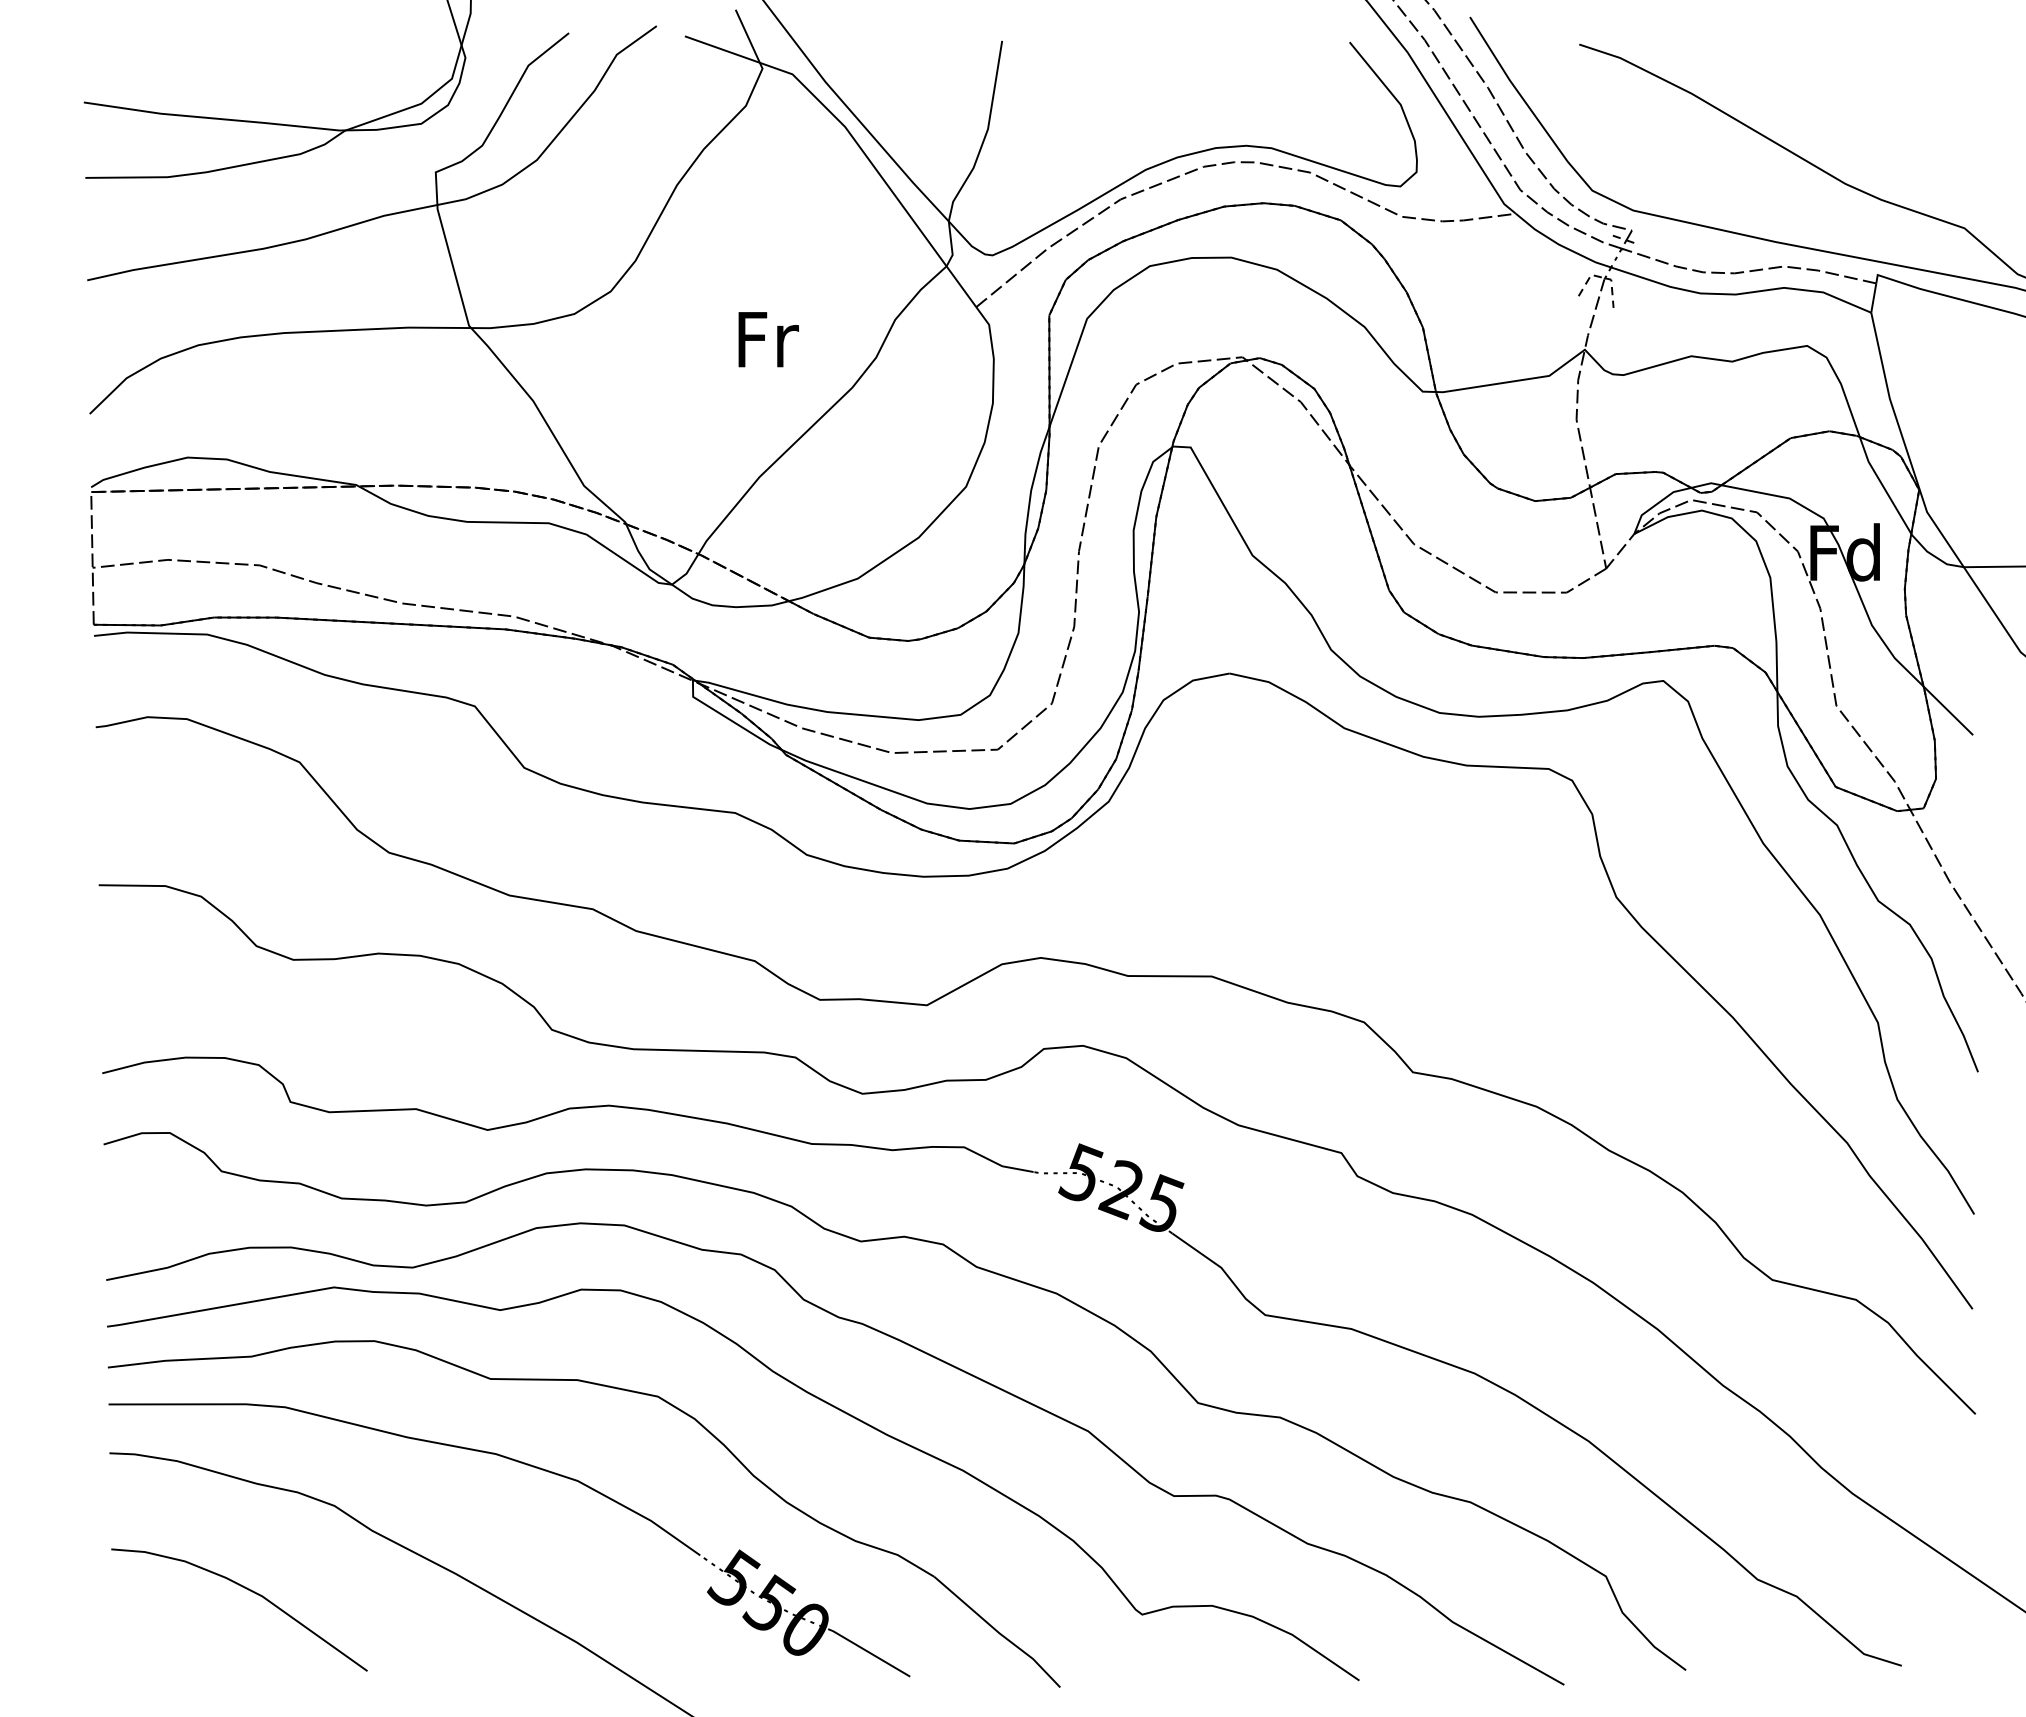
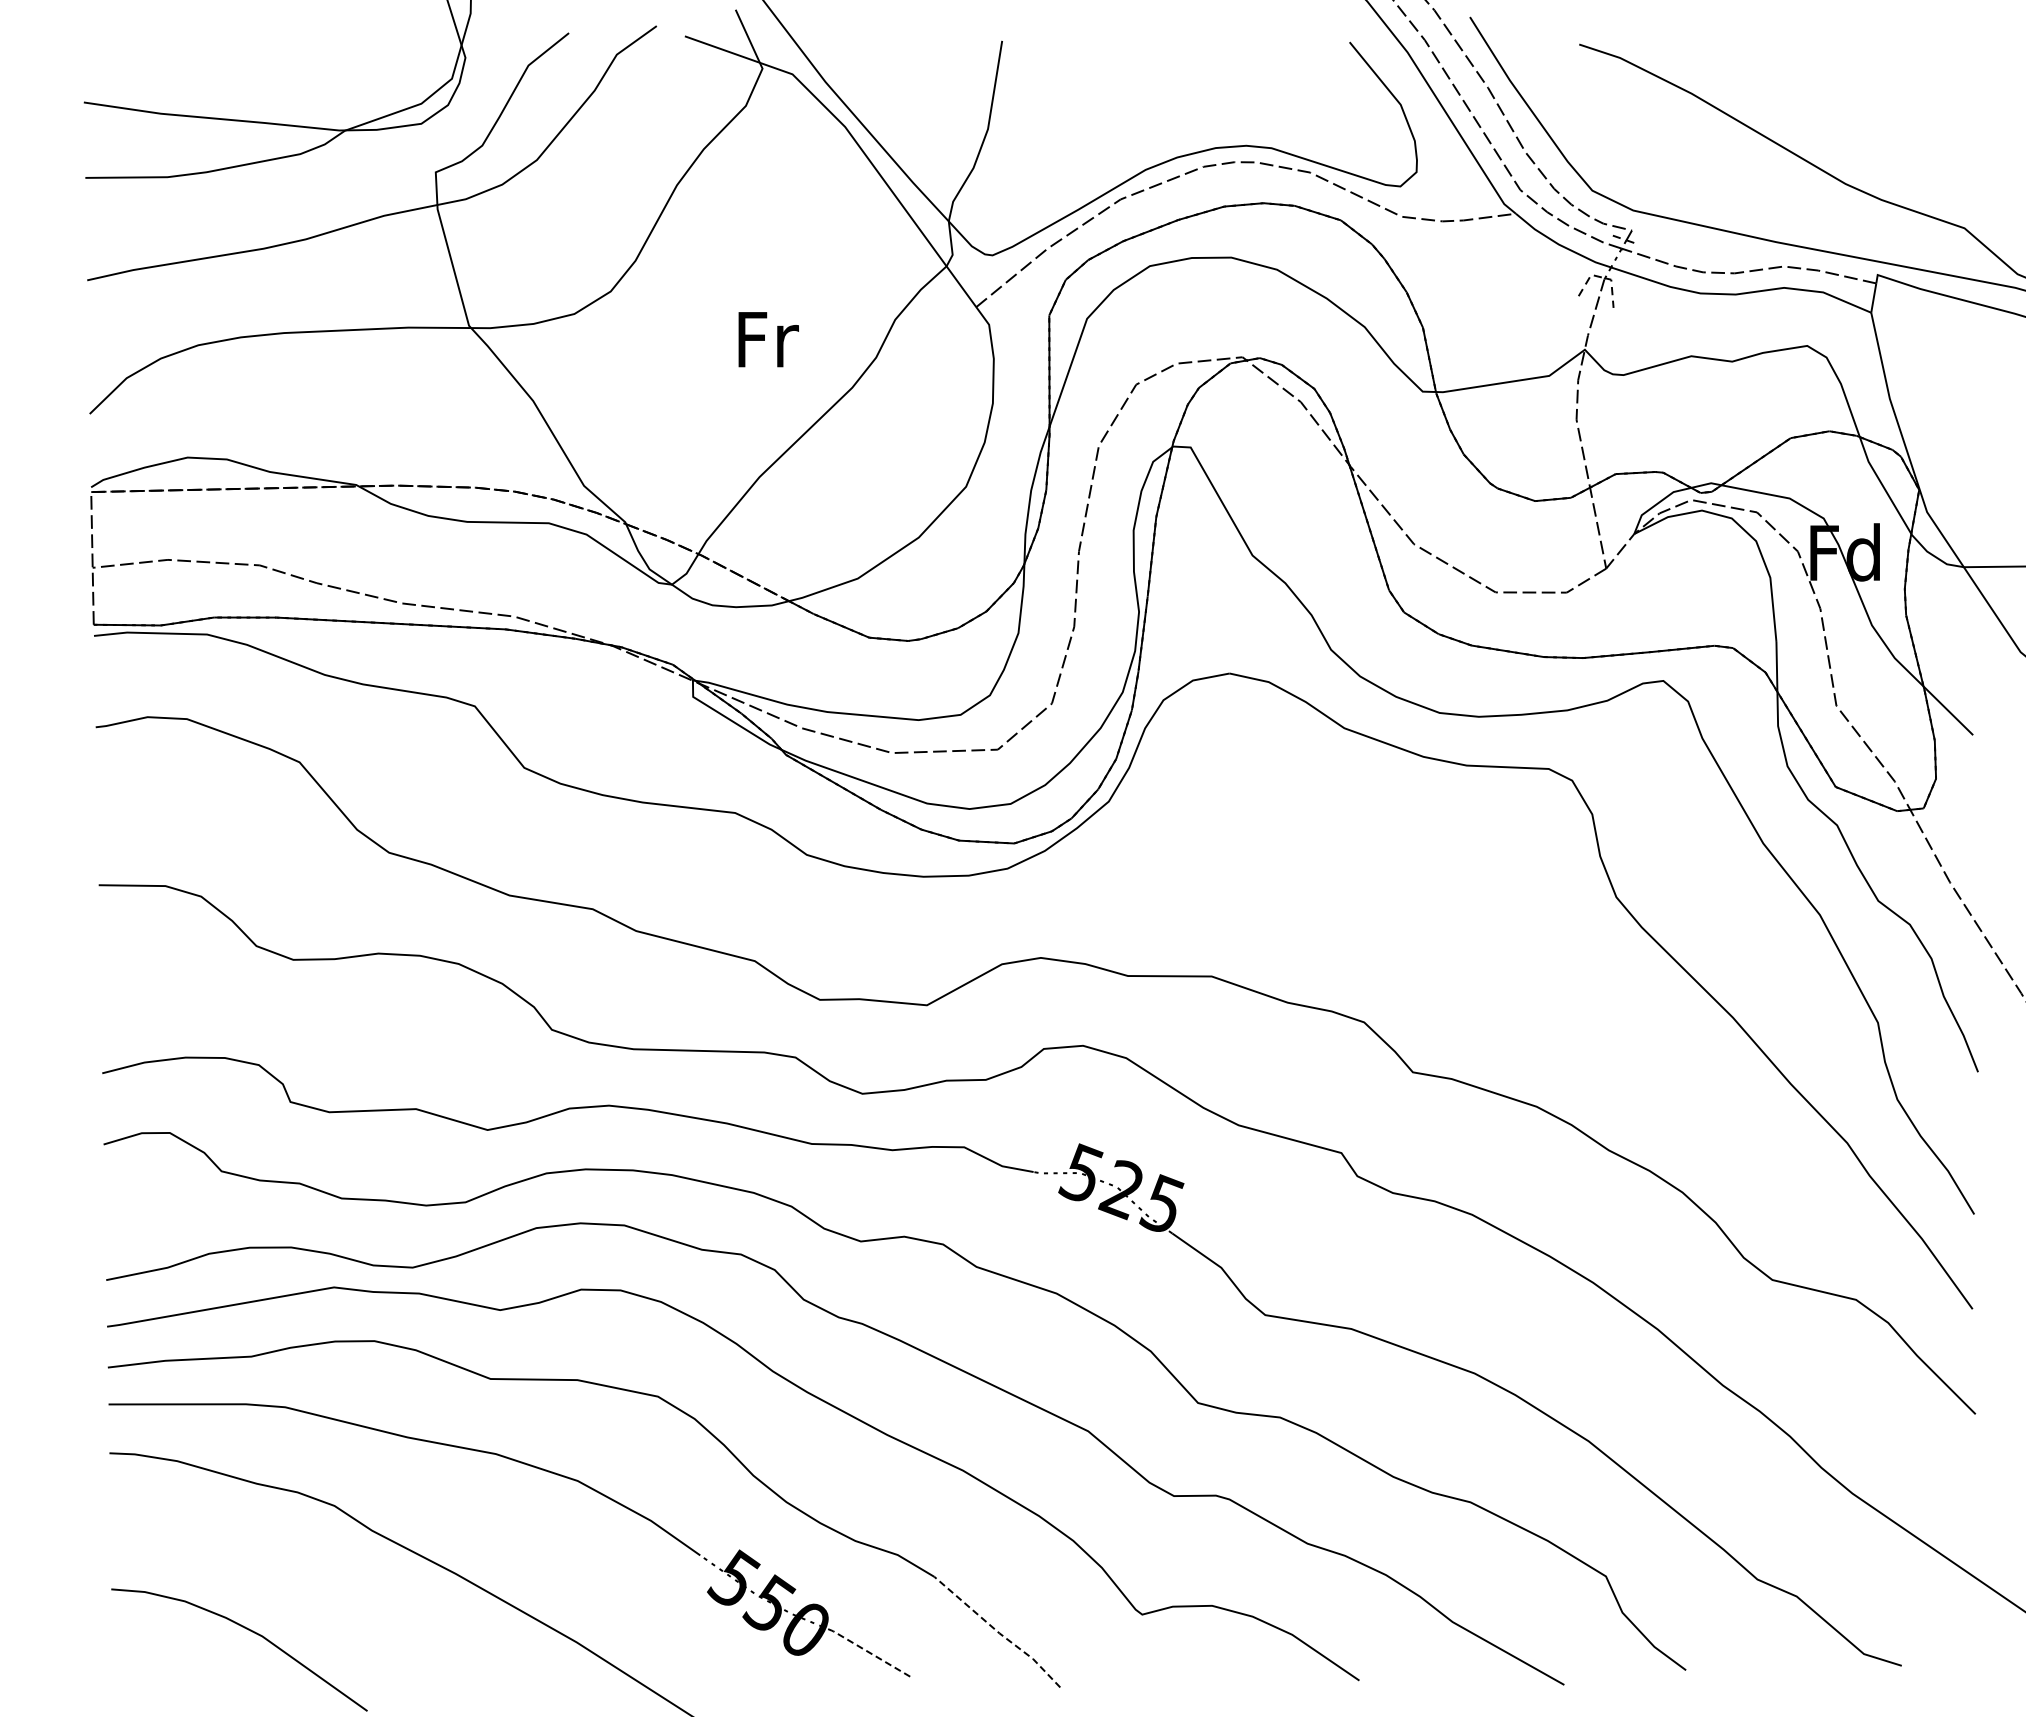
curve position: (248, 1590) -> (248, 1630) (248, 1630)
line: solid -> dashed (998, 1632)
line: solid -> dashed (870, 1652)
